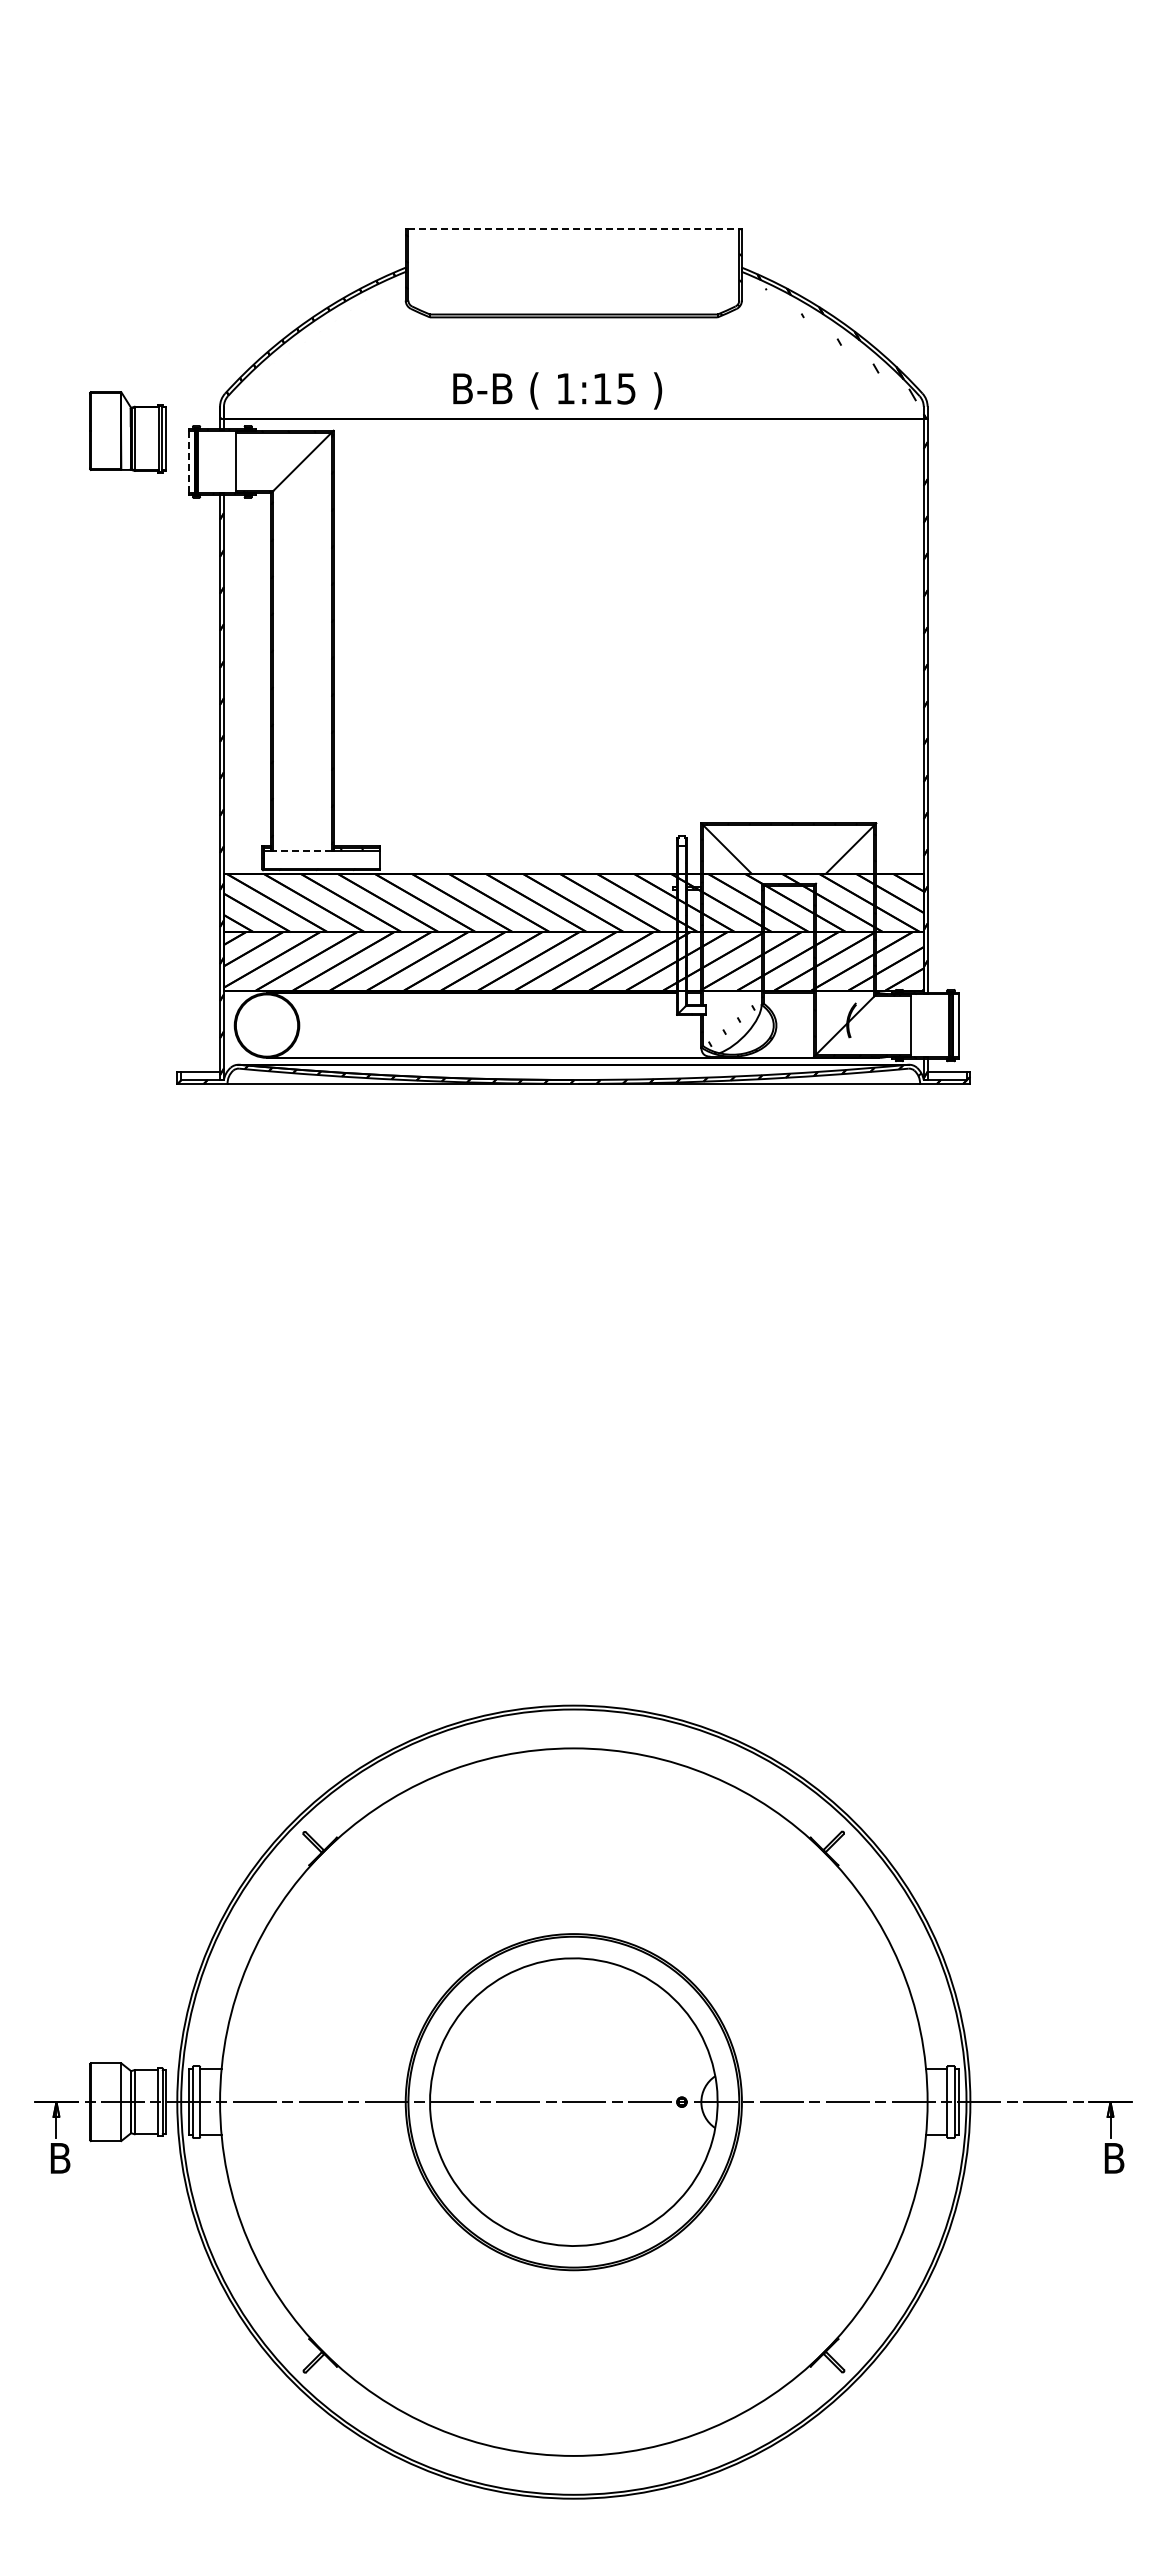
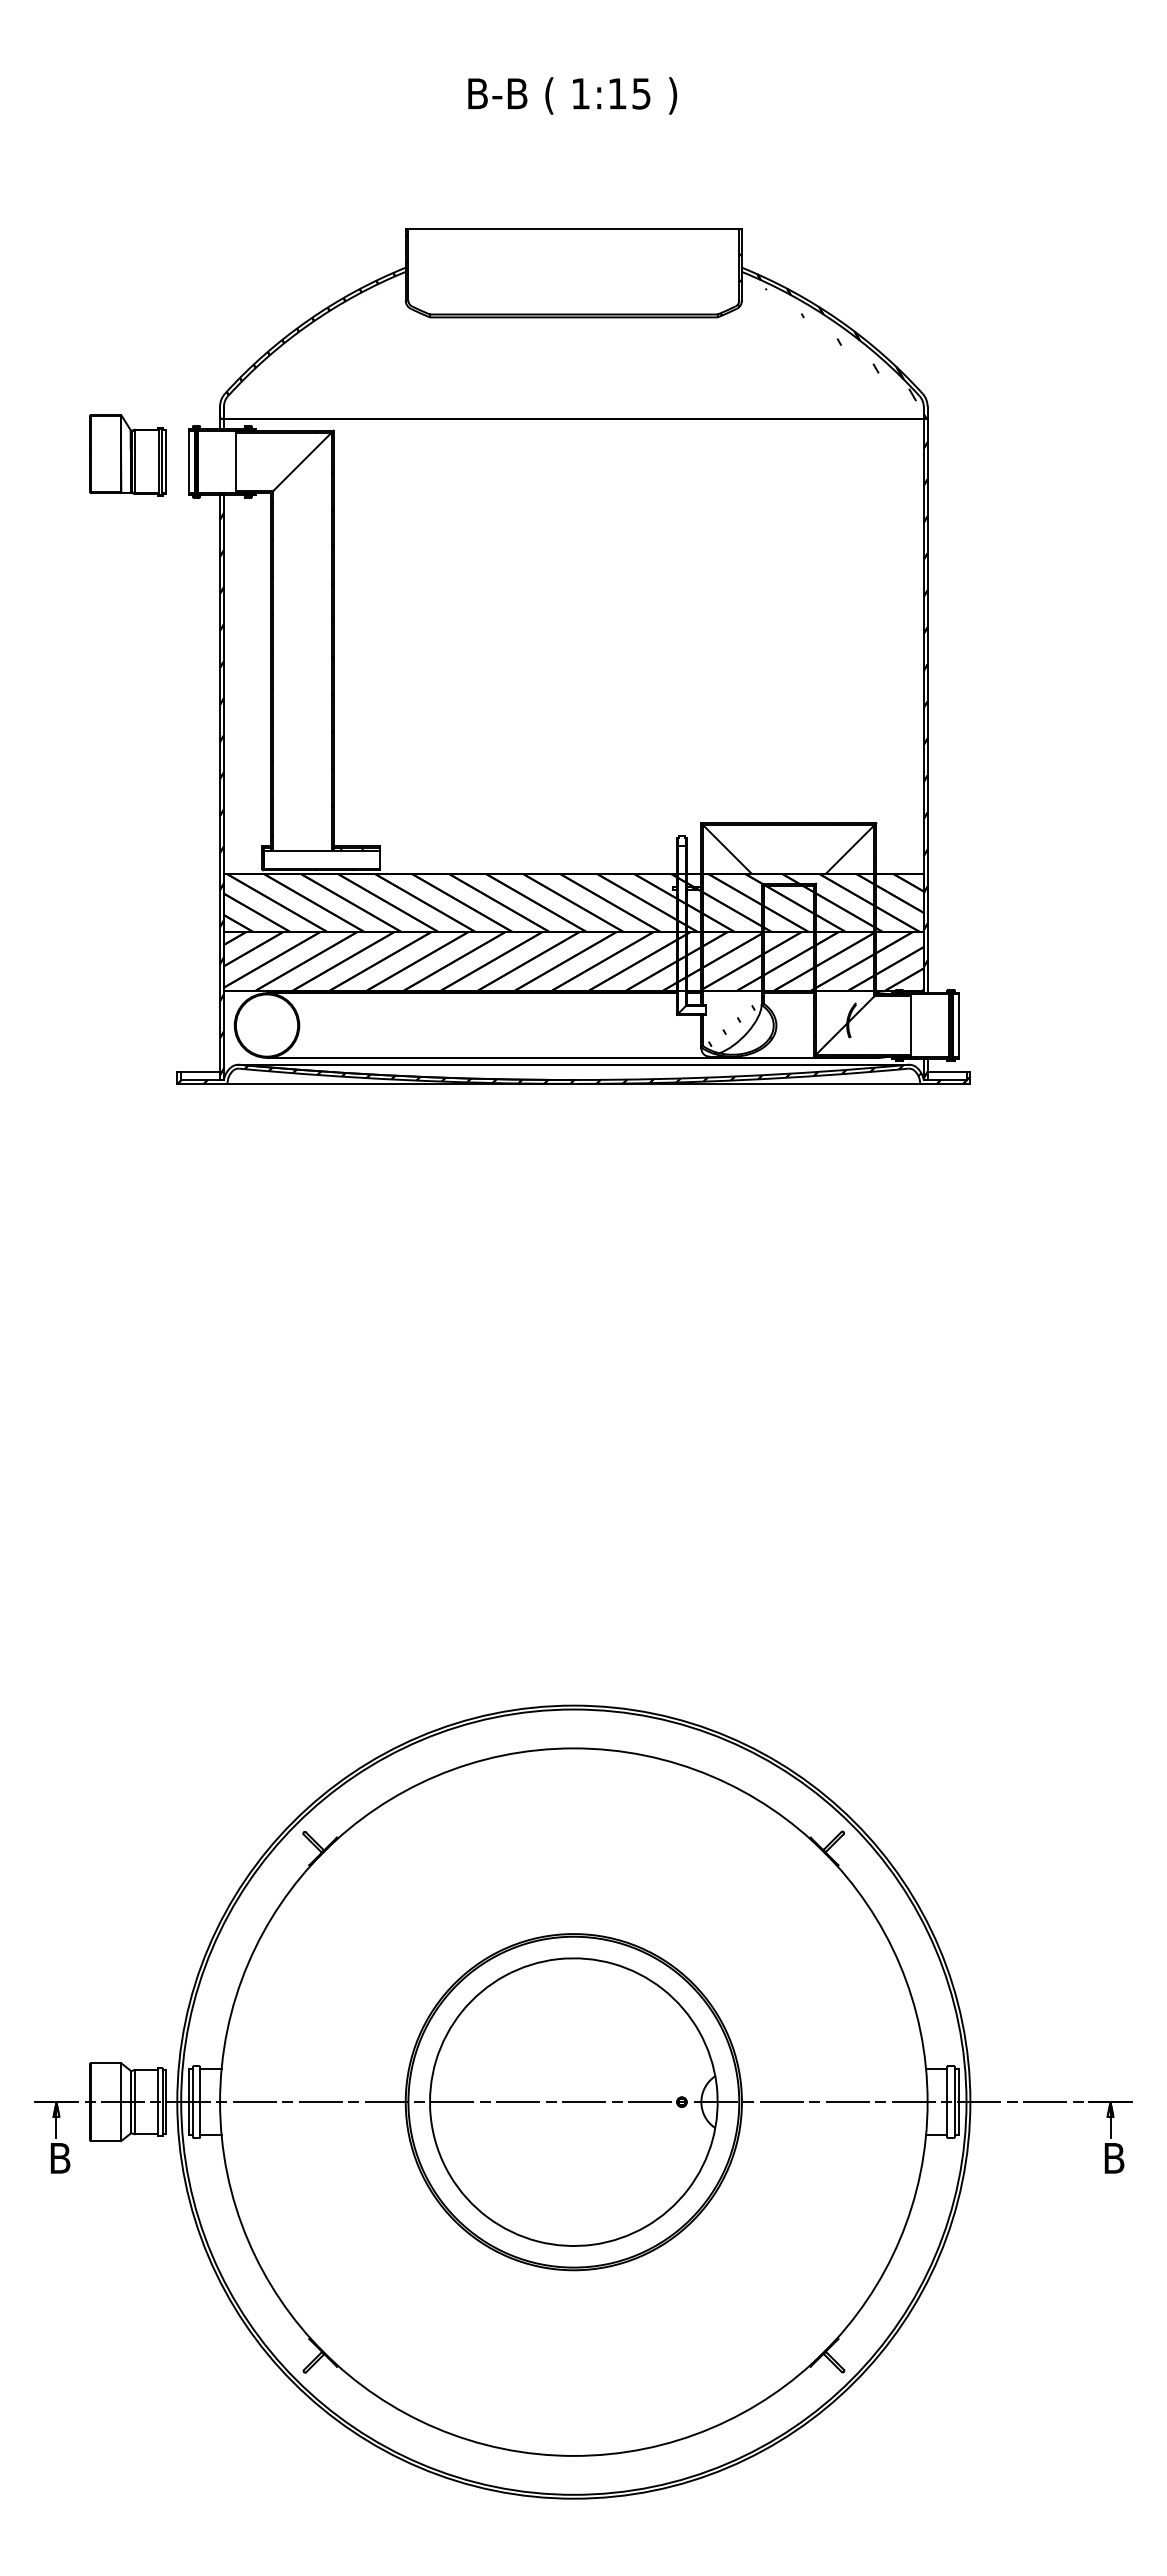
line: dashed -> solid (574, 228)
text position: (557, 390) -> (572, 95) (572, 95)
part position: (127, 432) -> (127, 455) (127, 455)
line: dashed -> solid (188, 462)
line: dashed -> solid (301, 850)
